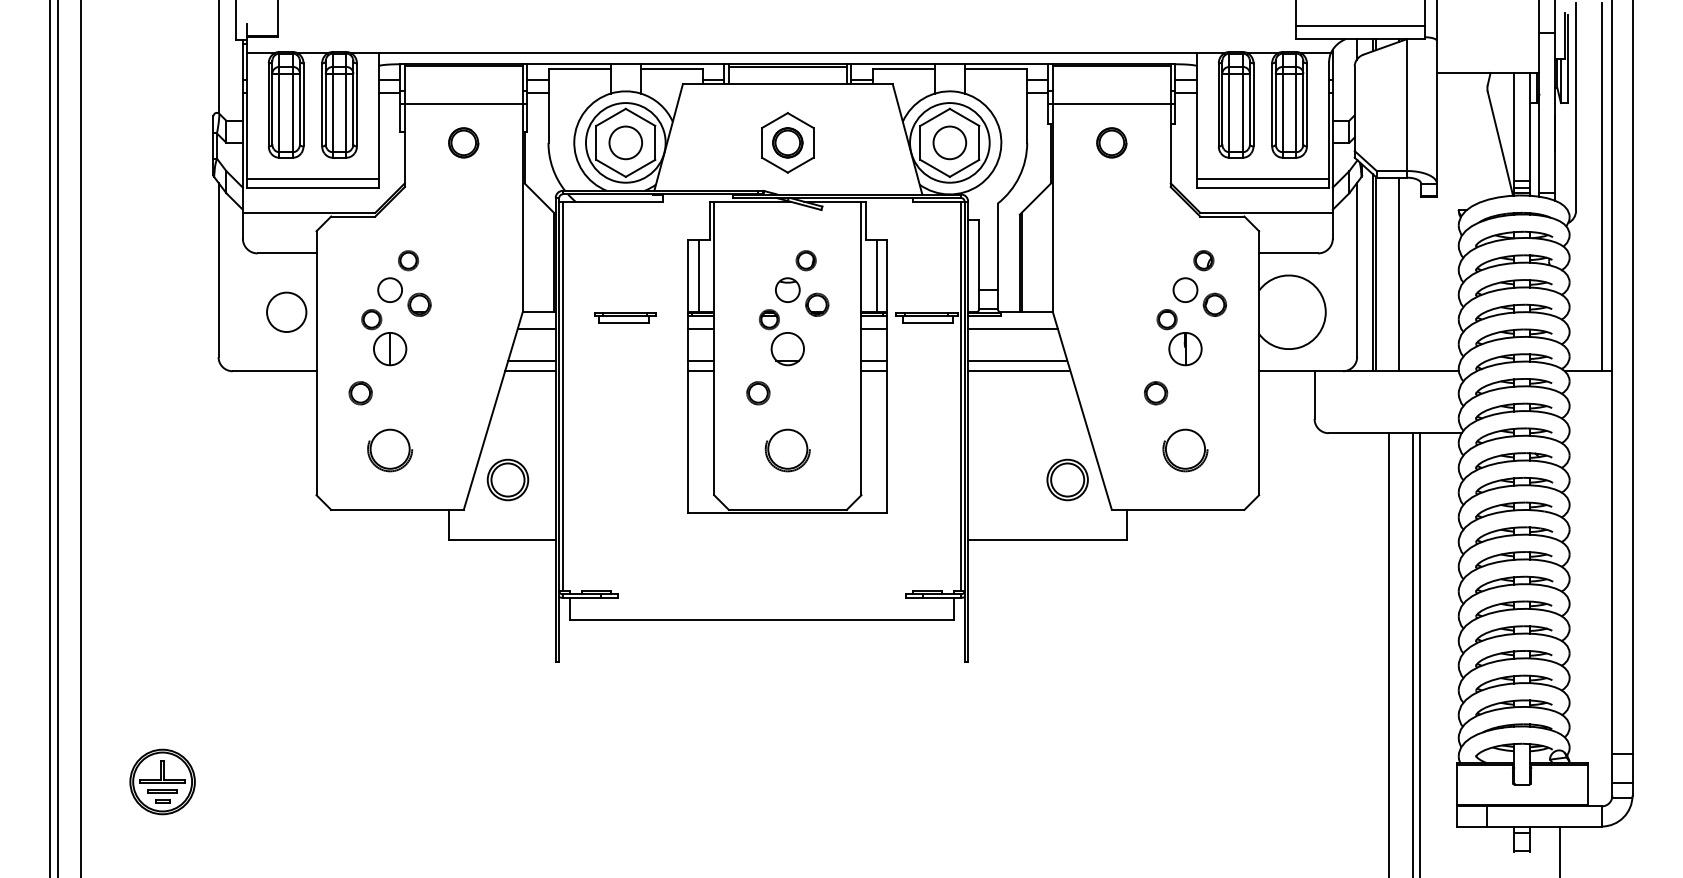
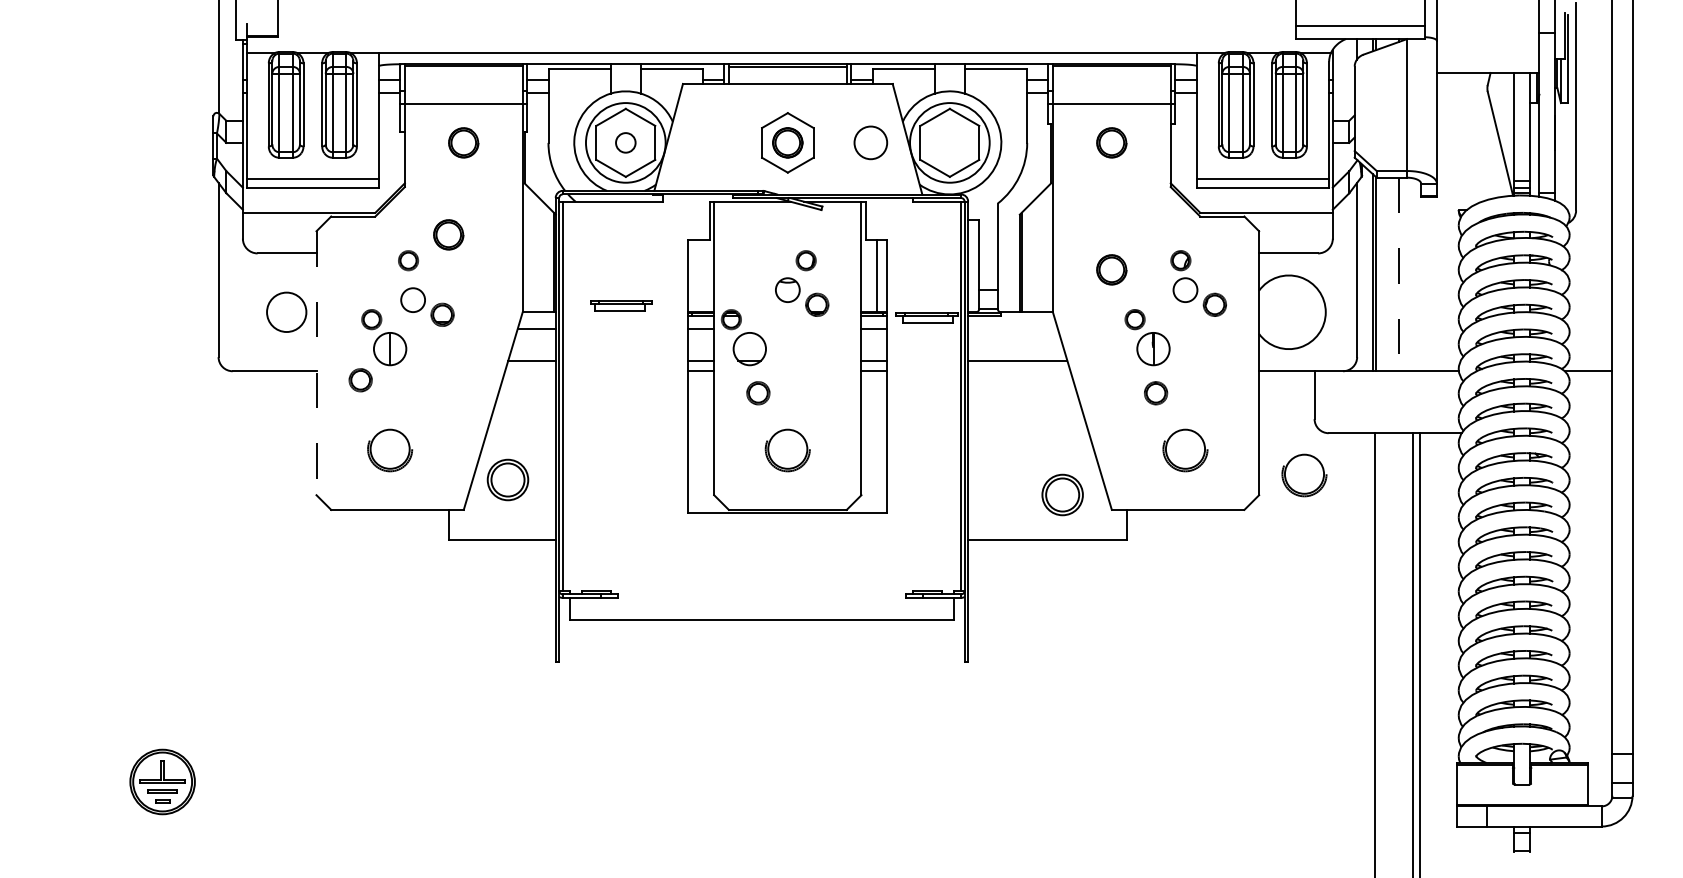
circle diameter: 33 px -> 20 px (625, 142)
circle position: (949, 142) -> (870, 142) (870, 142)
line: present -> none (1601, 187)
part: none -> present (448, 234)
part position: (1203, 260) -> (1180, 260) (1180, 260)
part: none -> present (1111, 269)
line: solid -> dashed (1399, 274)
line: present -> none (698, 275)
part position: (404, 296) -> (427, 306) (427, 306)
part position: (625, 317) -> (621, 305) (621, 305)
line: present -> none (1012, 328)
part position: (781, 337) -> (743, 337) (743, 337)
part position: (1179, 337) -> (1147, 337) (1147, 337)
line: solid -> dashed (316, 363)
line: present -> none (530, 371)
line: present -> none (1019, 371)
part position: (360, 393) -> (360, 380) (360, 380)
line: present -> none (50, 438)
line: present -> none (57, 438)
line: present -> none (81, 438)
part: none -> present (1304, 475)
part position: (1067, 479) -> (1062, 494) (1062, 494)
line position: (1389, 653) -> (1375, 653) (1375, 653)
line: present -> none (1559, 850)
